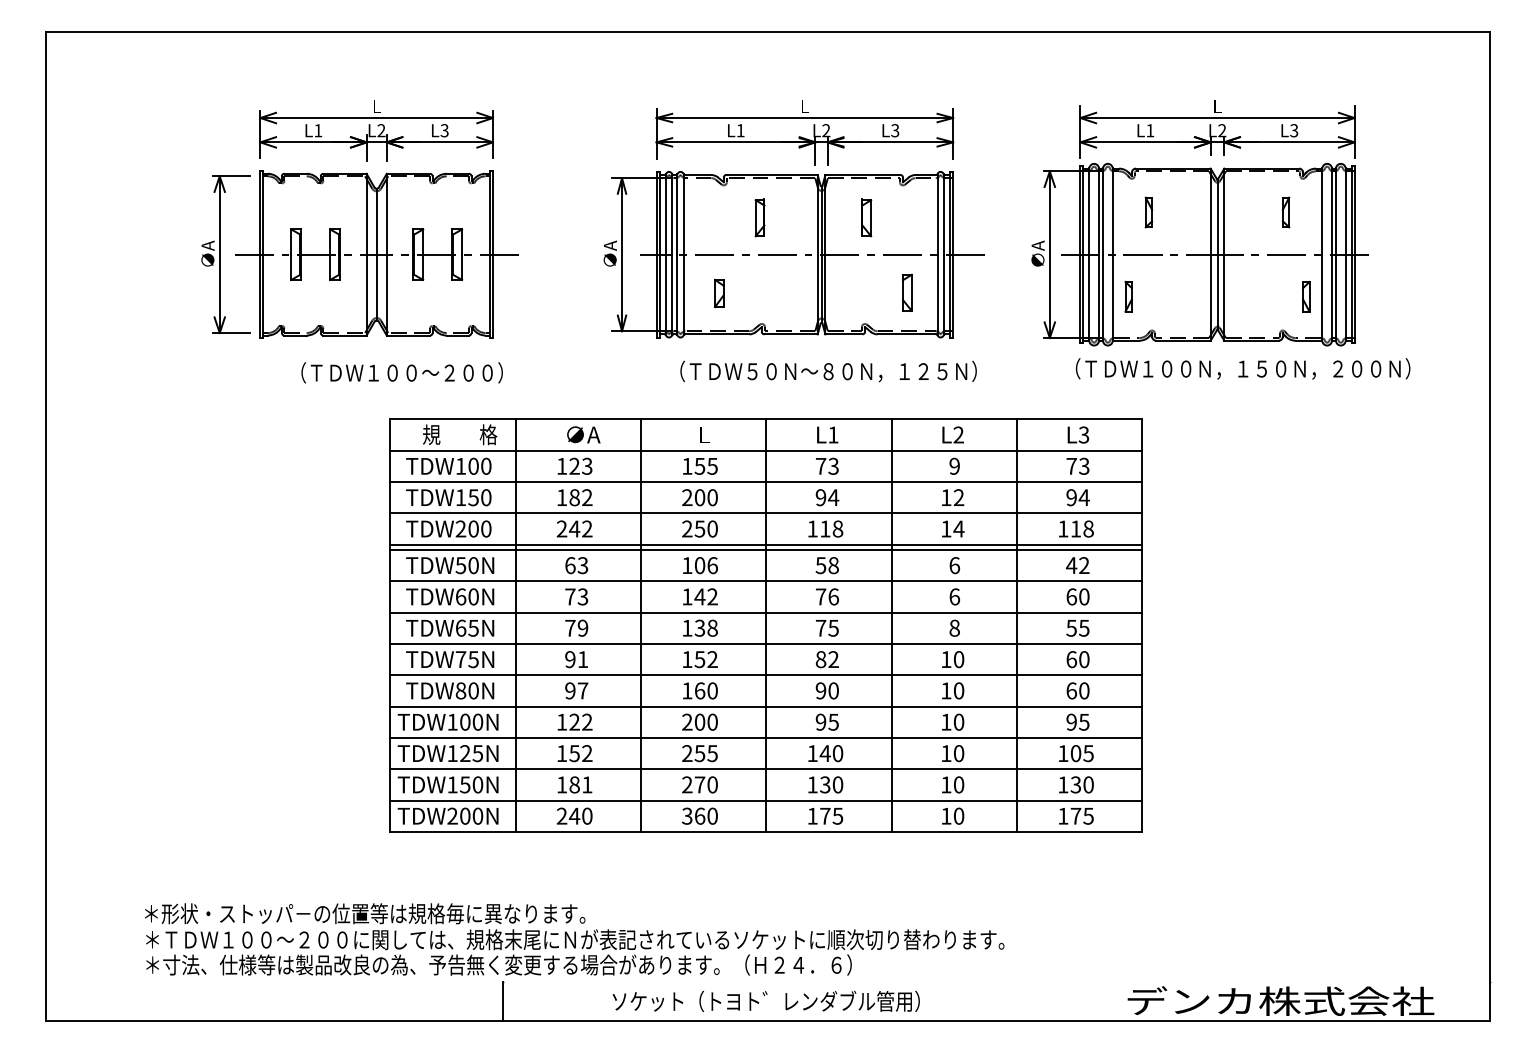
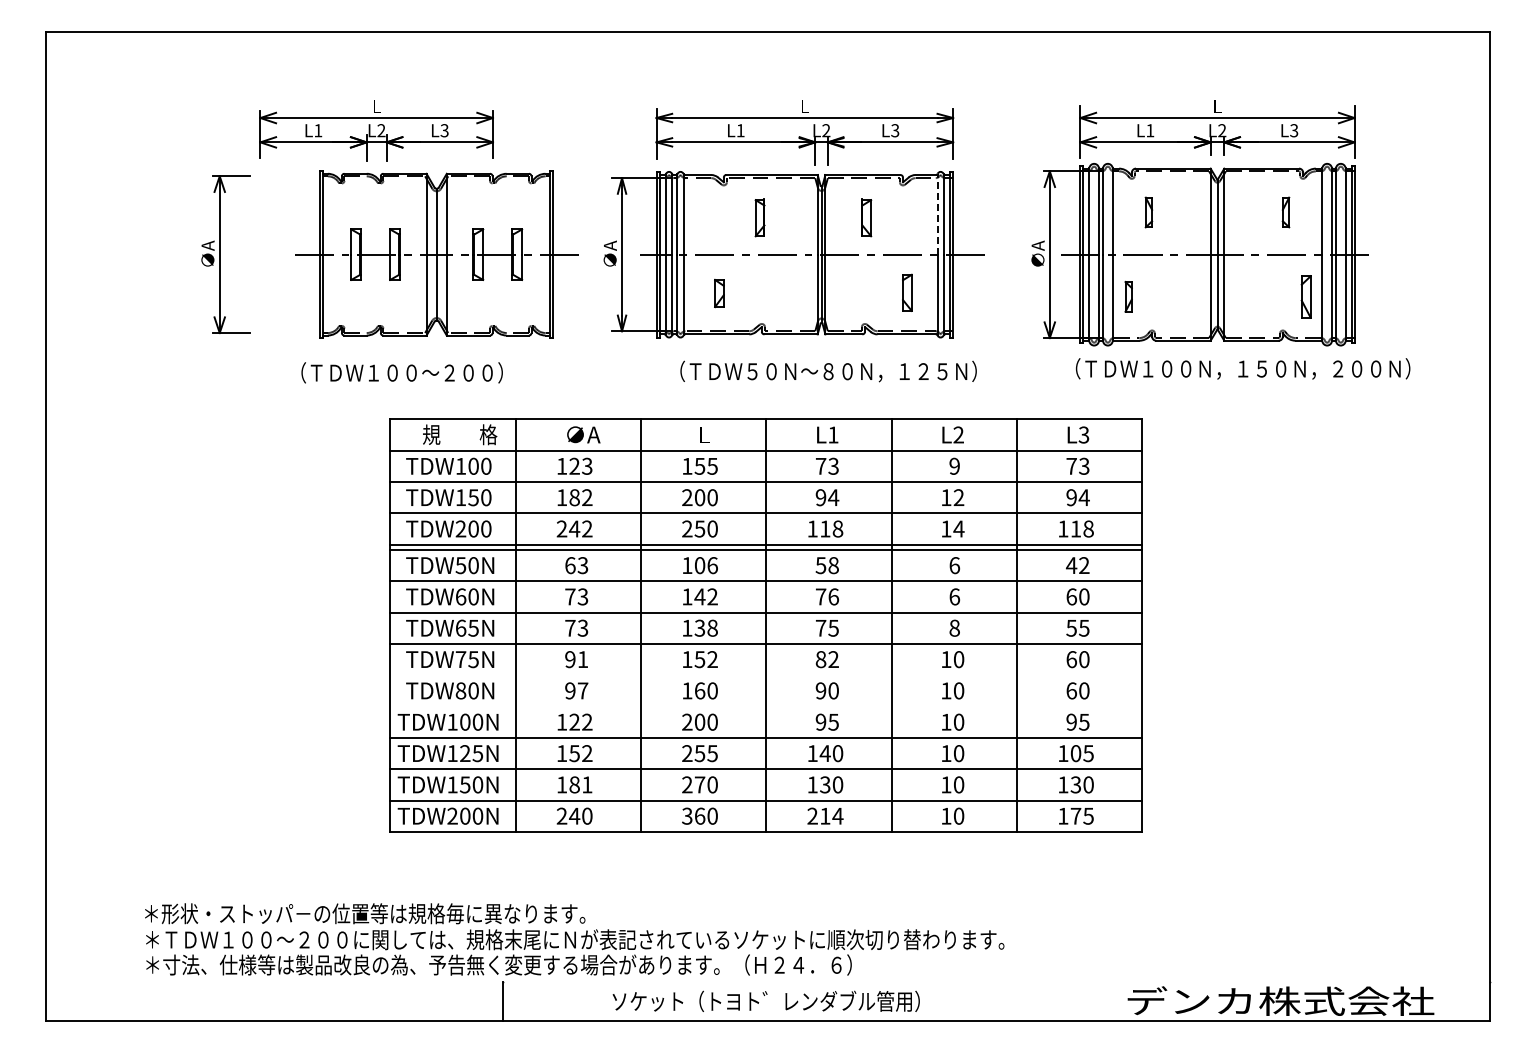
line: solid -> dashed (937, 213)
part position: (376, 254) -> (436, 254) (436, 254)
part size: 9x33 px -> 12x44 px (1305, 296)
text: 79 -> 73 (582, 628)
line: present -> none (766, 675)
line: present -> none (766, 706)
text: 175 -> 214 (825, 815)
